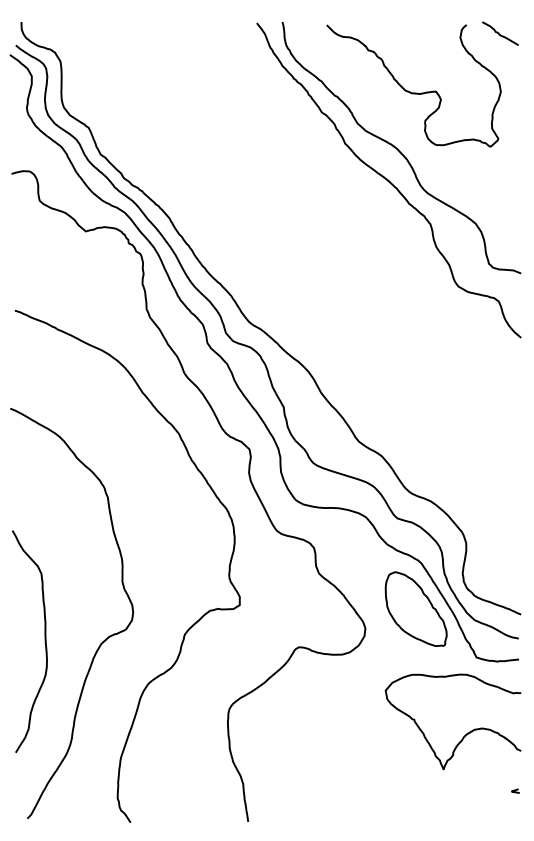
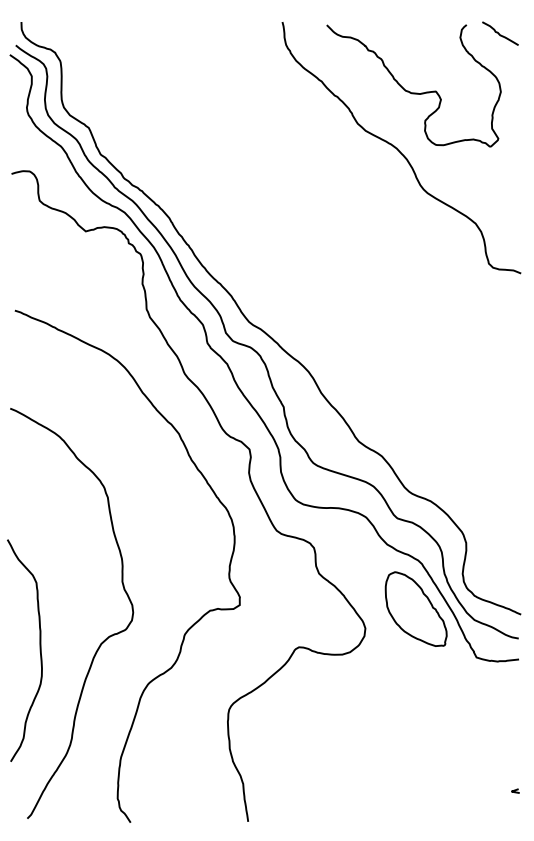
curve: present -> none (388, 180)
curve position: (44, 641) -> (39, 650) (39, 650)
curve: present -> none (465, 734)
